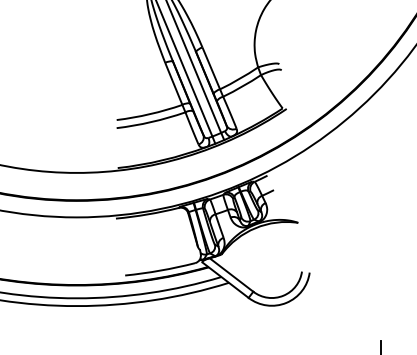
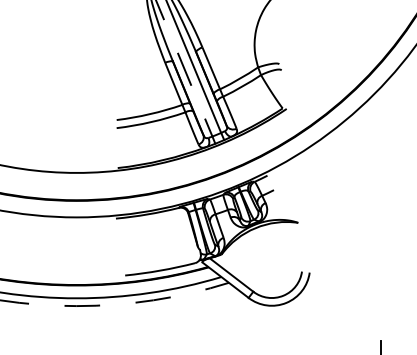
line: solid -> dashed (184, 68)
arc: solid -> dashed (115, 304)
